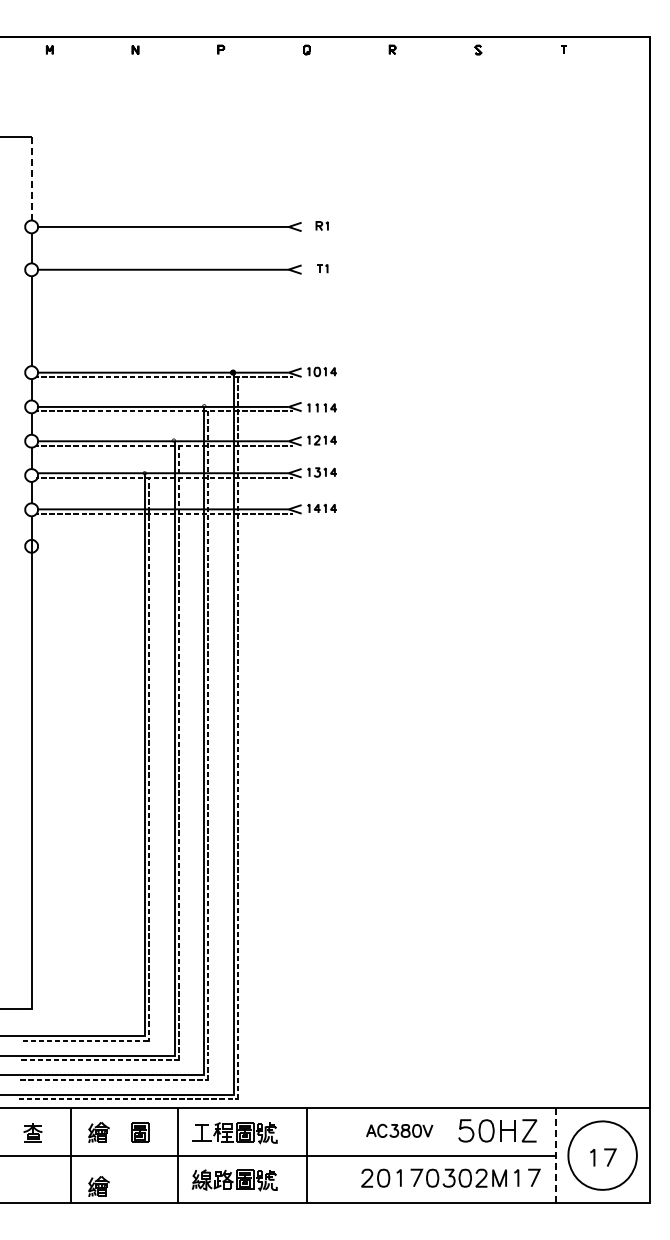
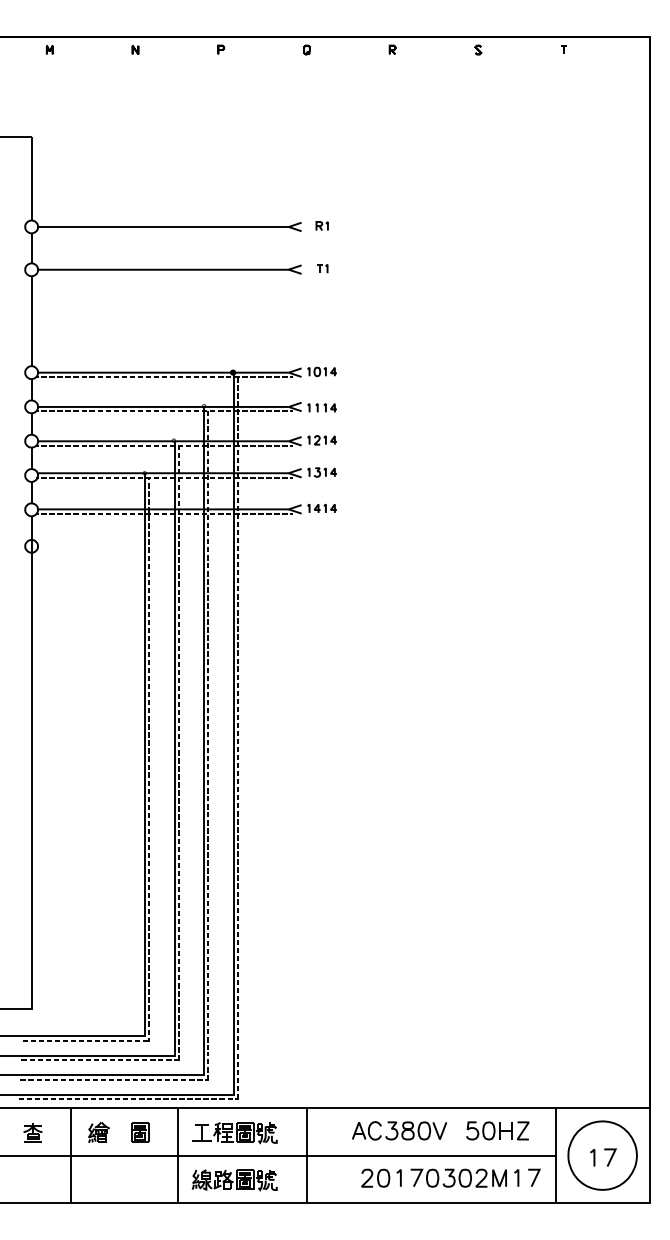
line: dashed -> solid (31, 178)
part size: 68x15 px -> 96x20 px (399, 1130)
part size: 80x24 px -> 64x20 px (497, 1130)
line: dashed -> solid (555, 1155)
part: present -> none (98, 1186)
